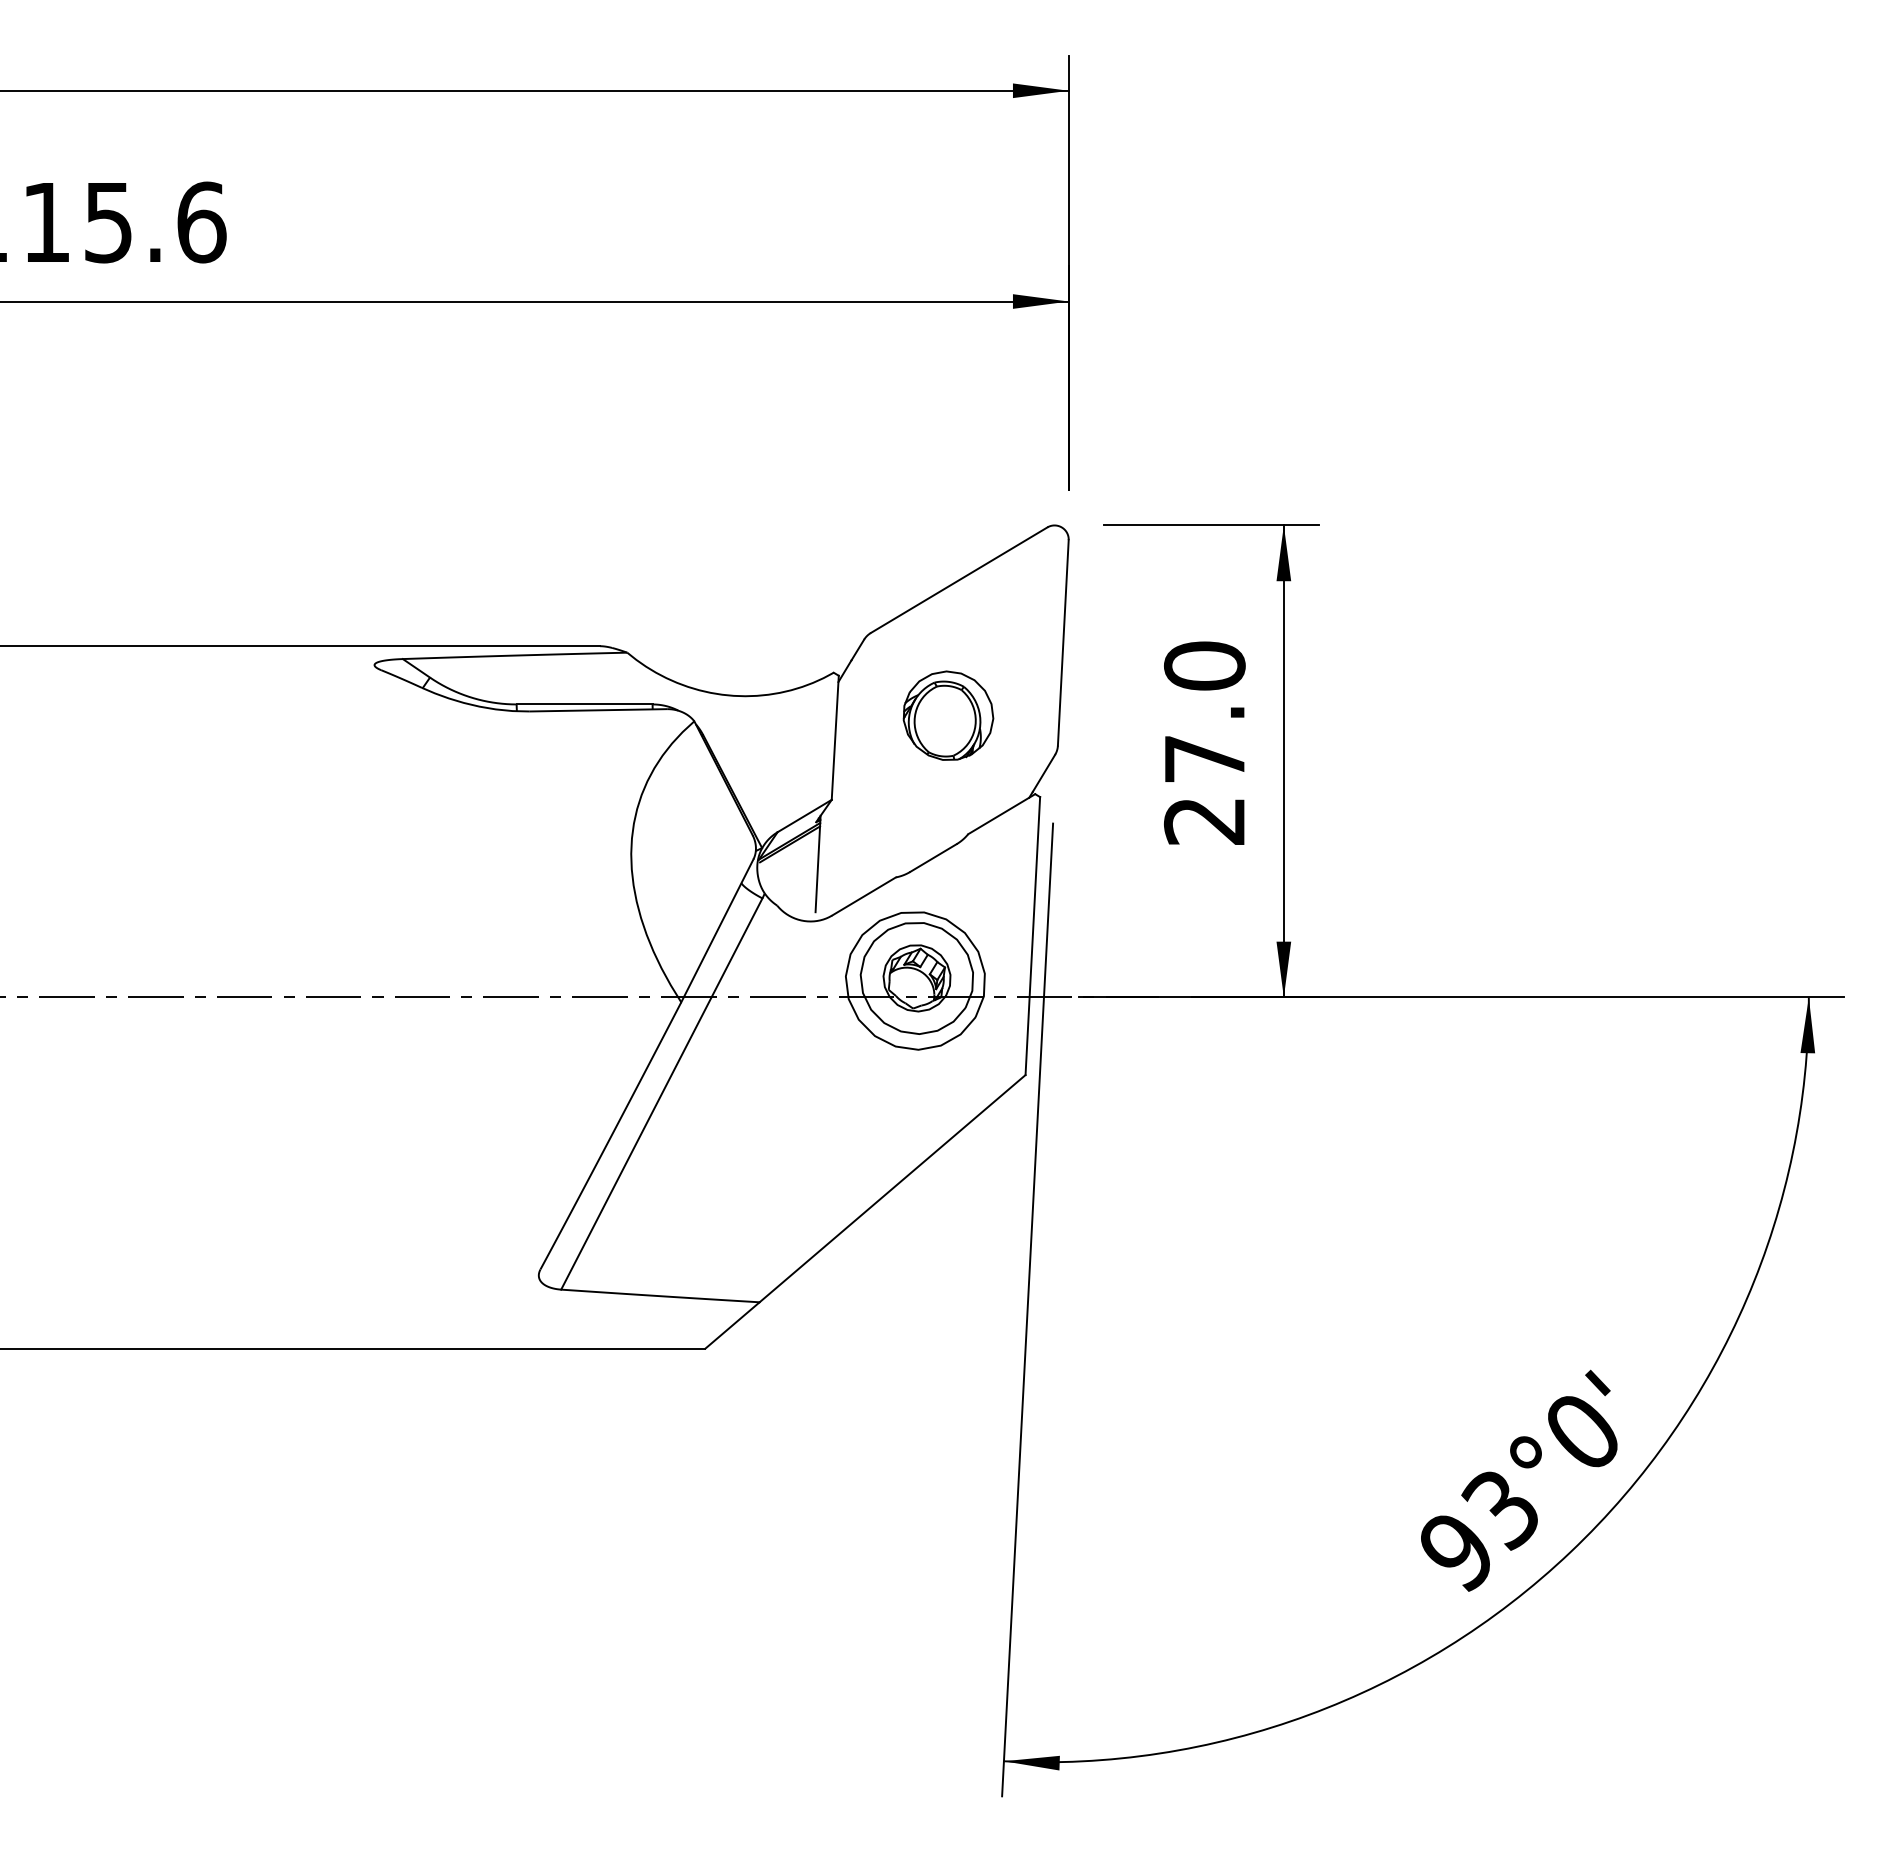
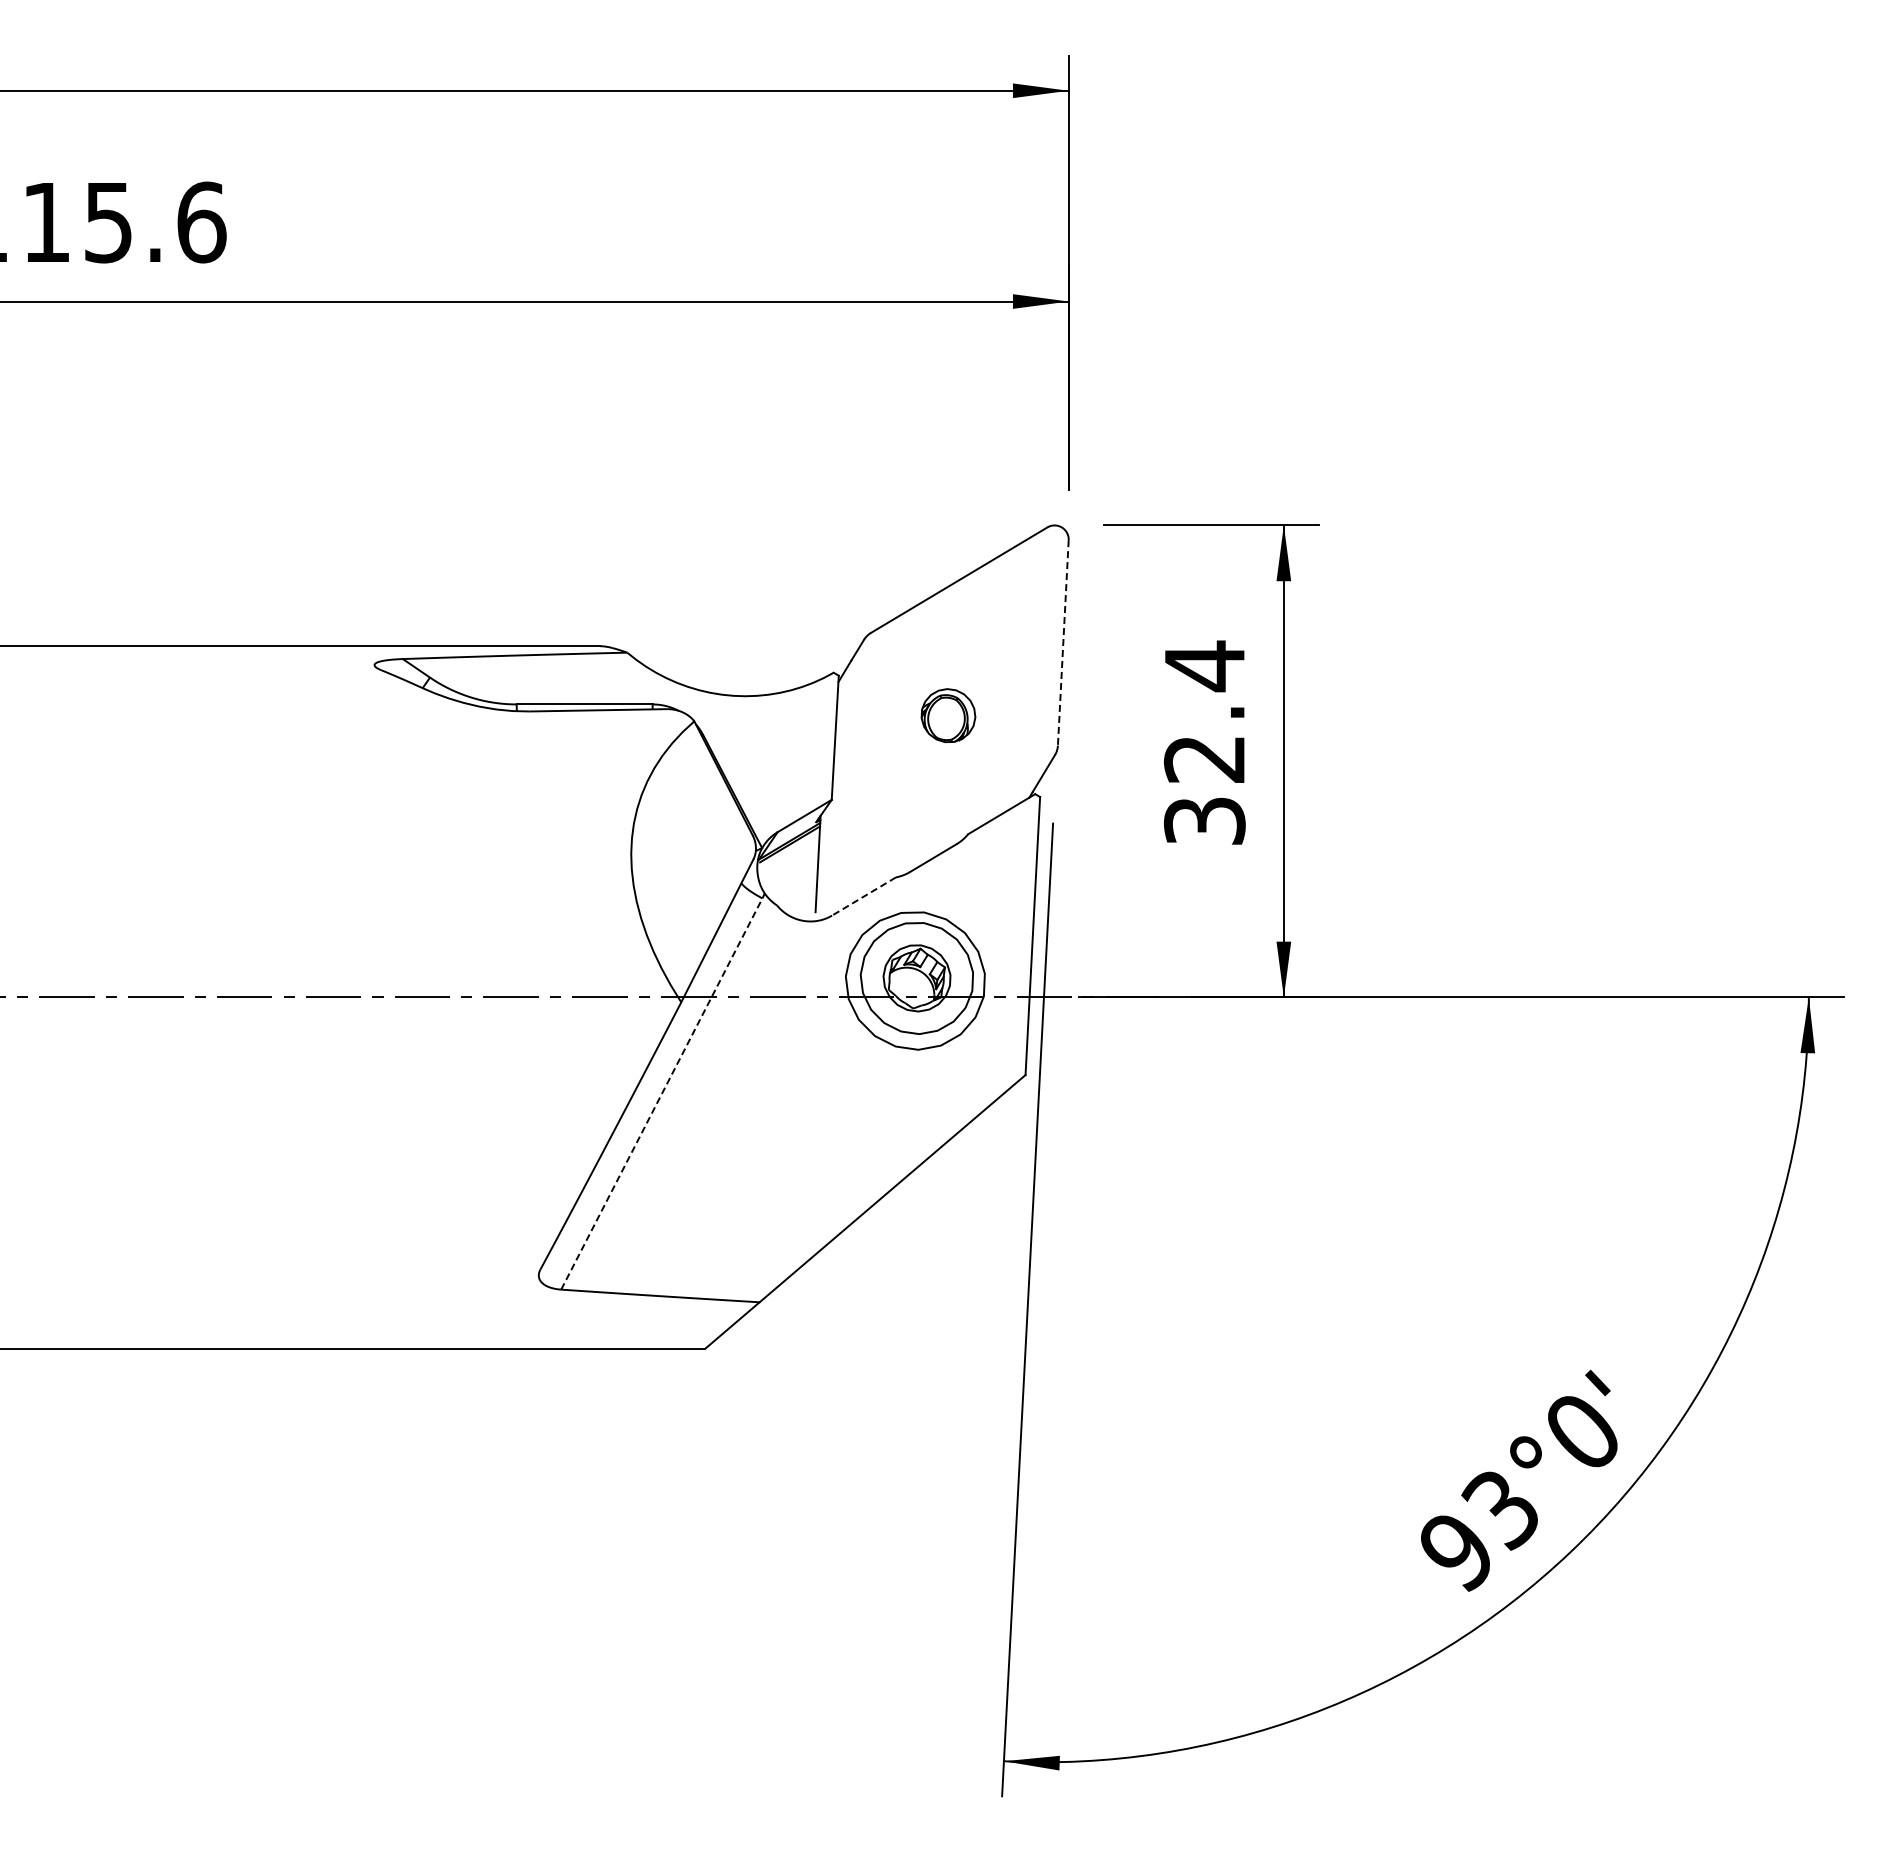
line: solid -> dashed (1063, 642)
part size: 93x91 px -> 57x55 px (948, 715)
text: 27.0 -> 32.4 (1204, 742)
line: solid -> dashed (863, 896)
line: solid -> dashed (661, 1094)
